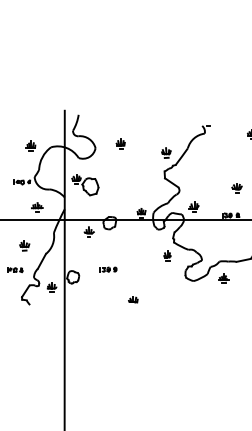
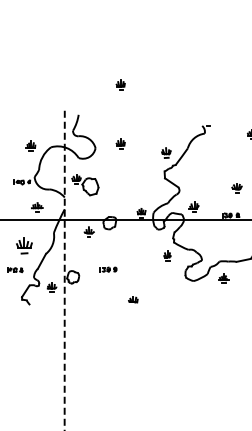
part: none -> present (120, 84)
part size: 12x12 px -> 17x18 px (24, 245)
line: solid -> dashed (64, 270)
